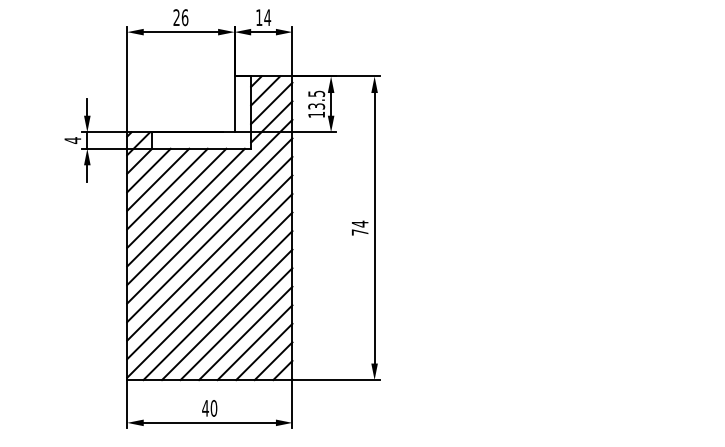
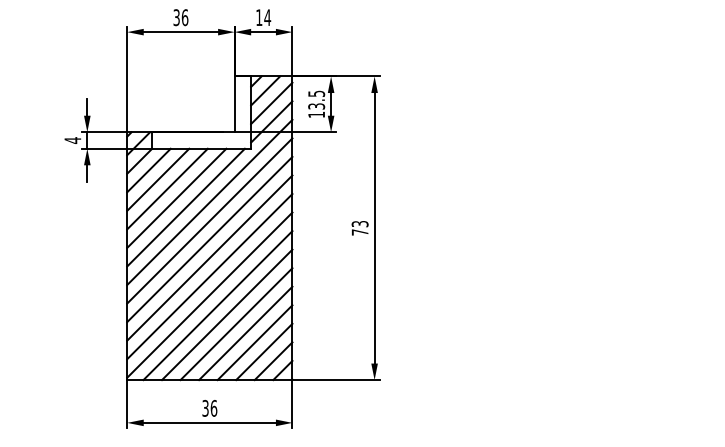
text: 26 -> 36 (176, 17)
text: 74 -> 73 (359, 223)
text: 40 -> 36 (209, 407)
